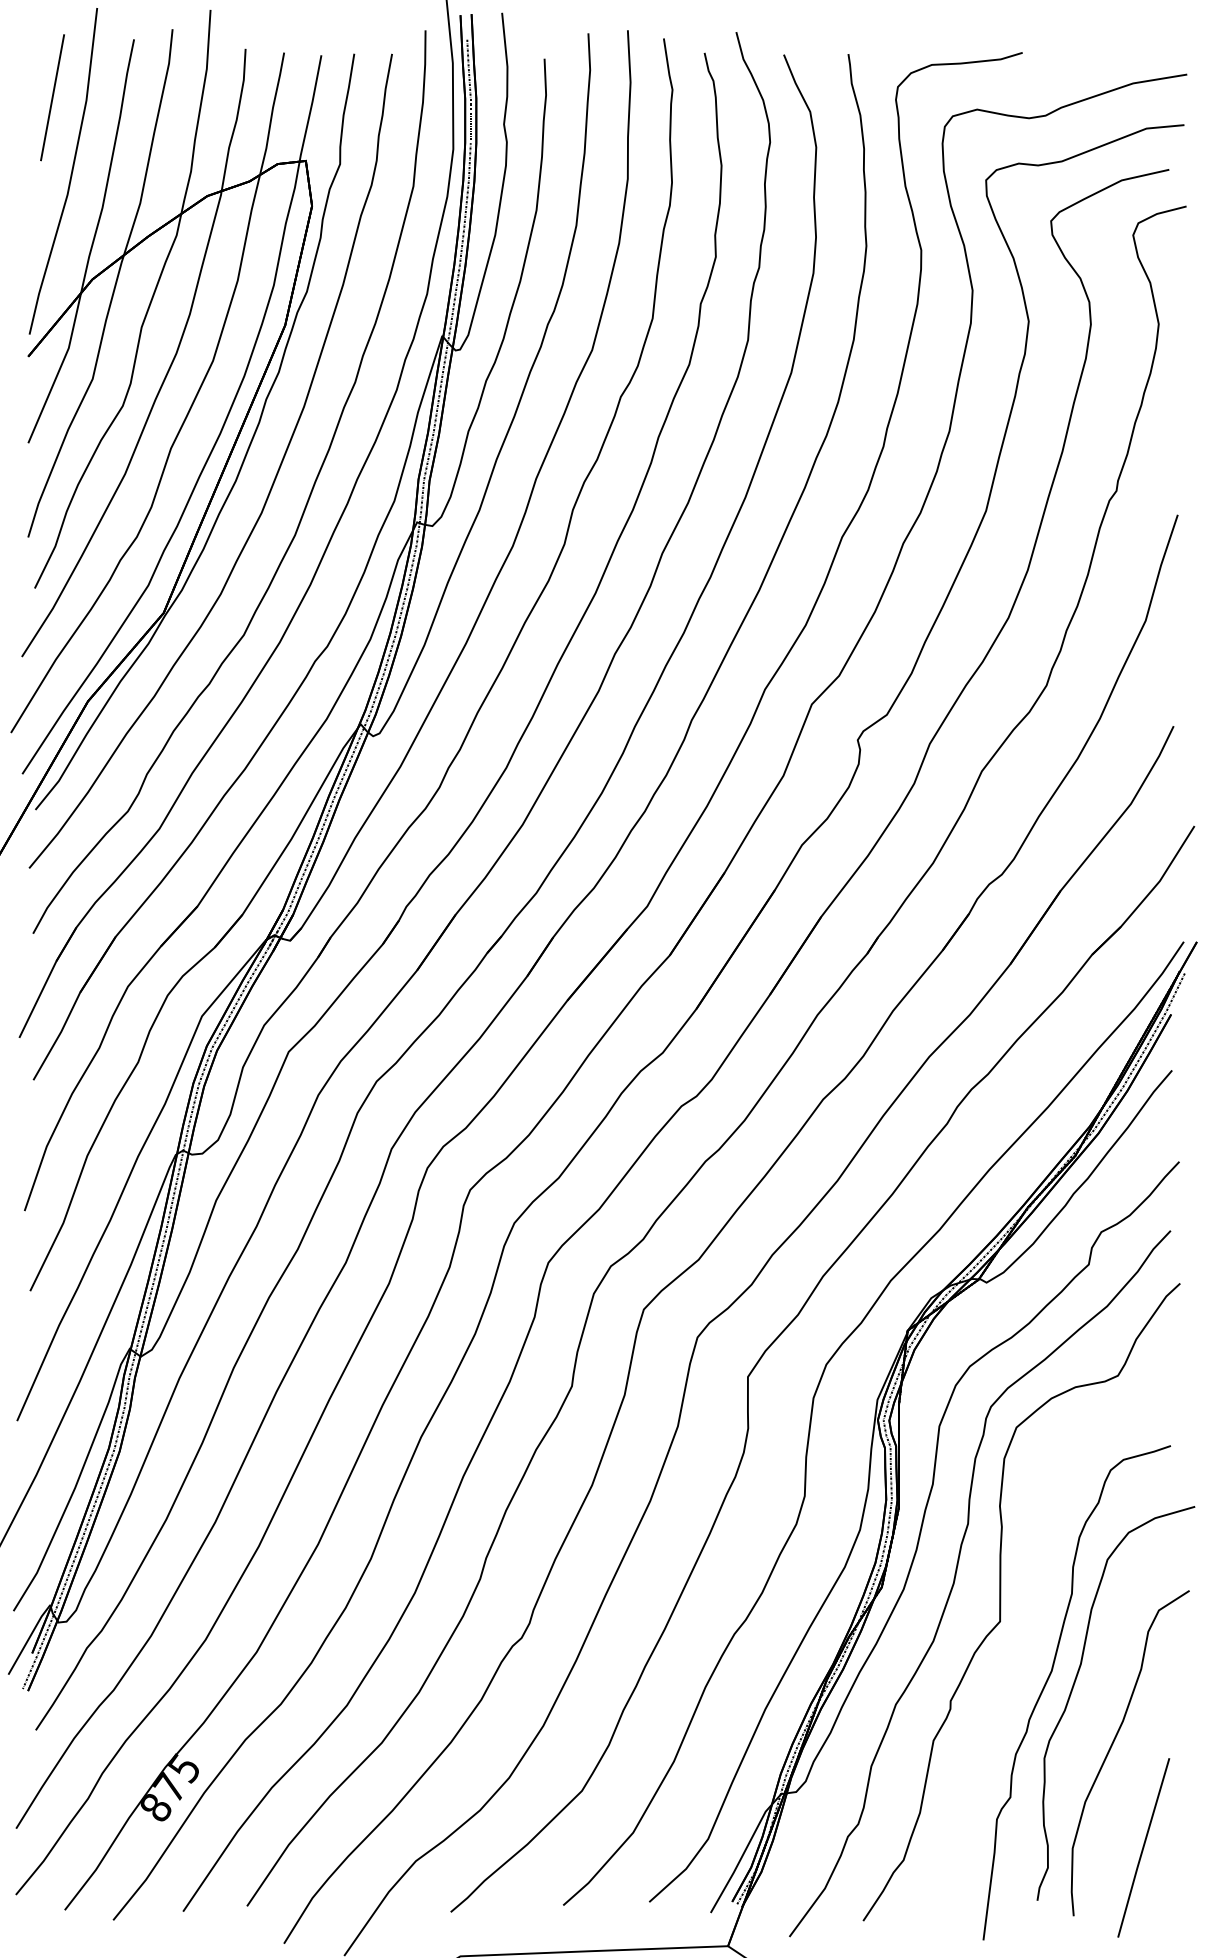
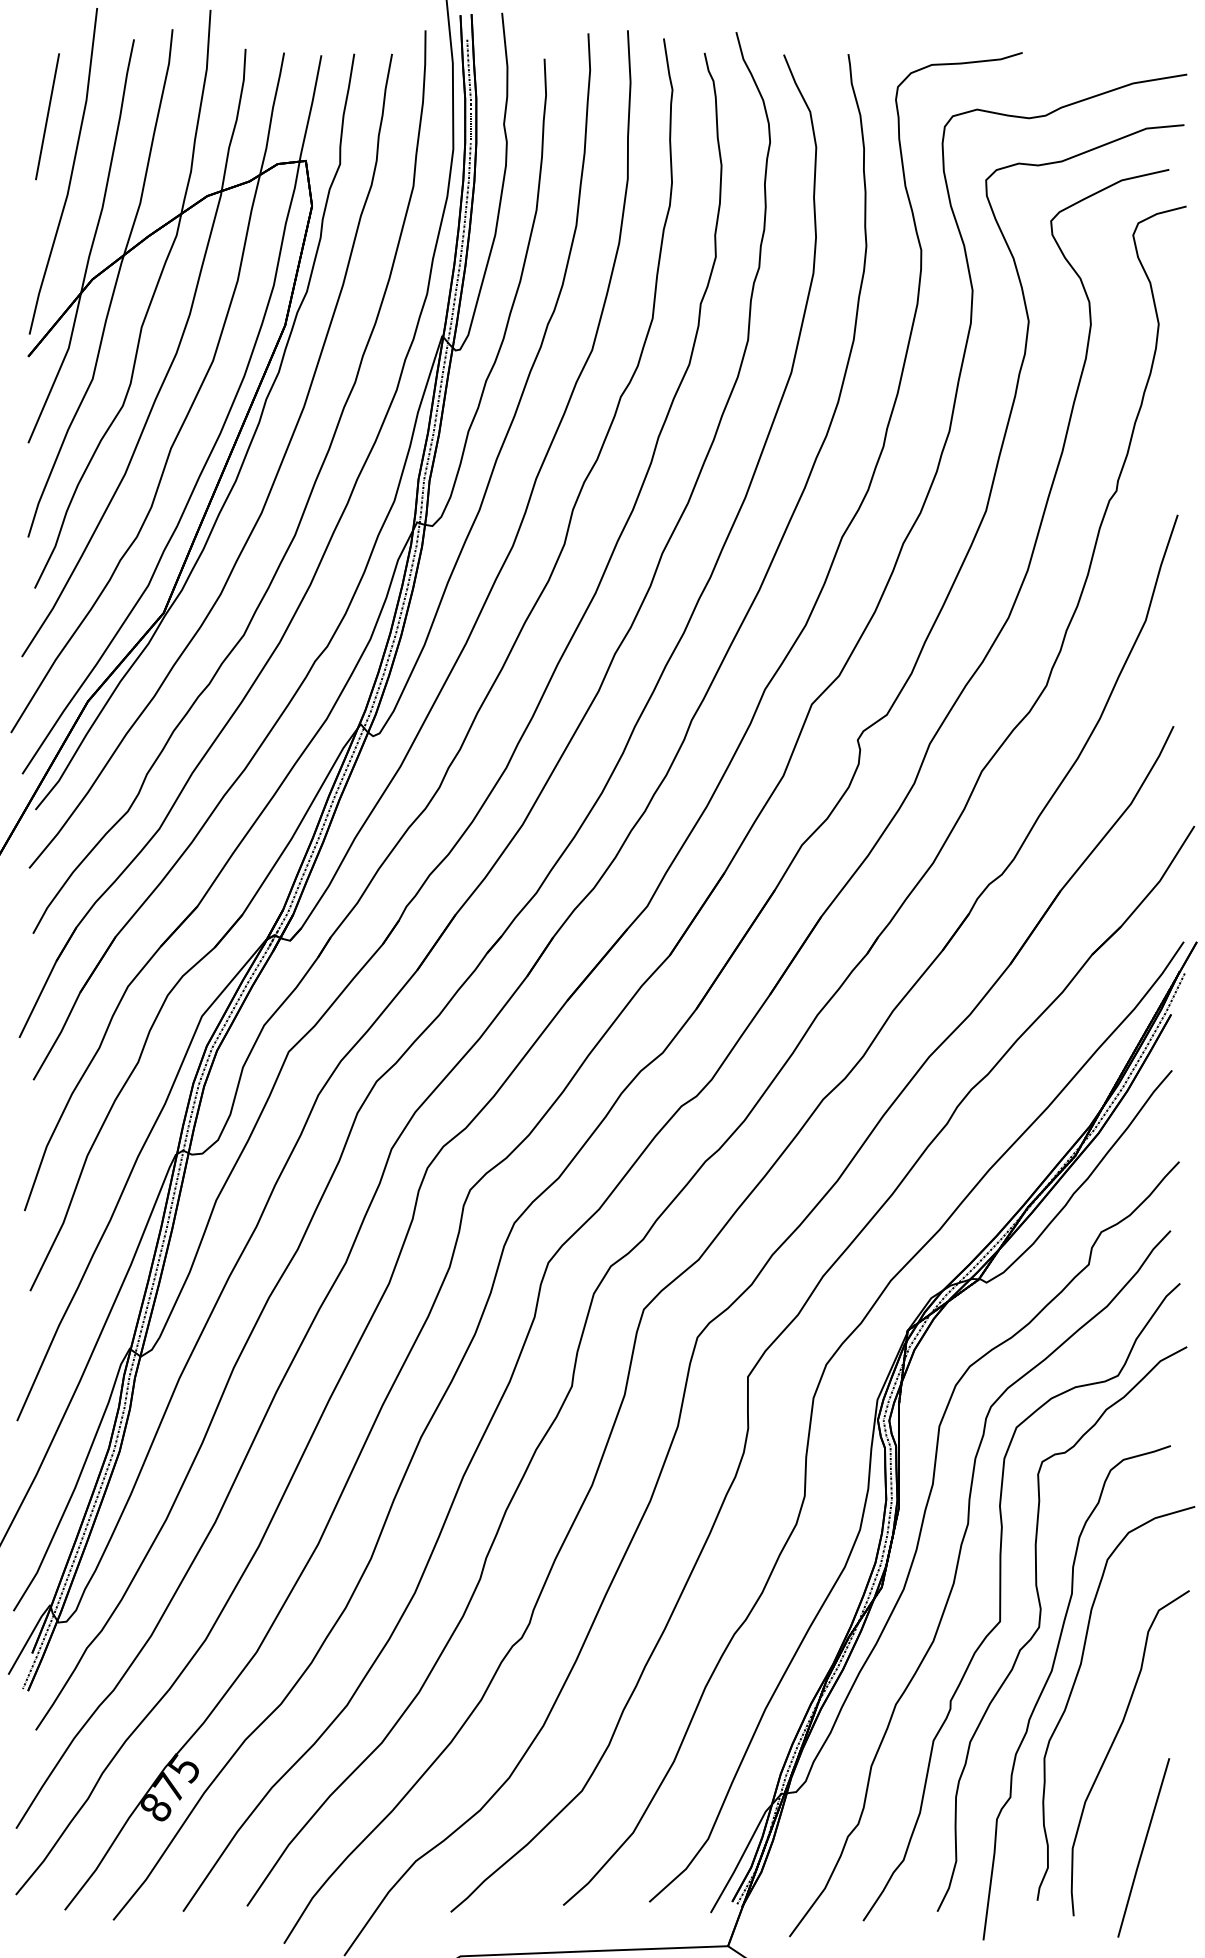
line position: (52, 97) -> (47, 116) (47, 116)
part: none -> present (1040, 1626)
